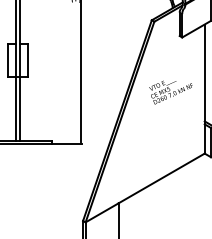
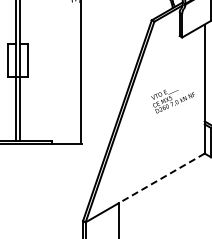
text position: (170, 92) -> (172, 101) (172, 101)
line: solid -> dashed (161, 178)
